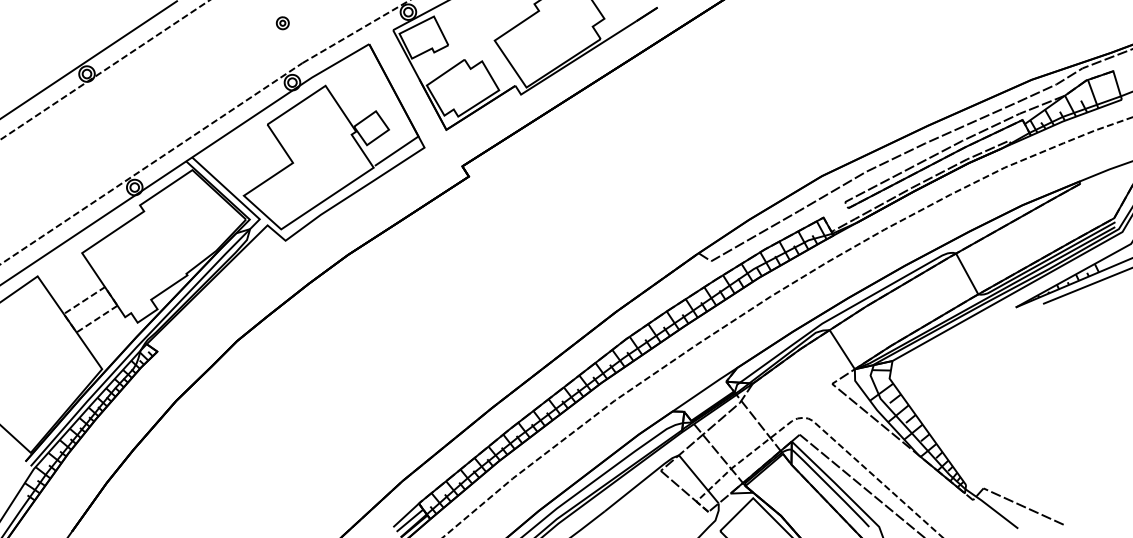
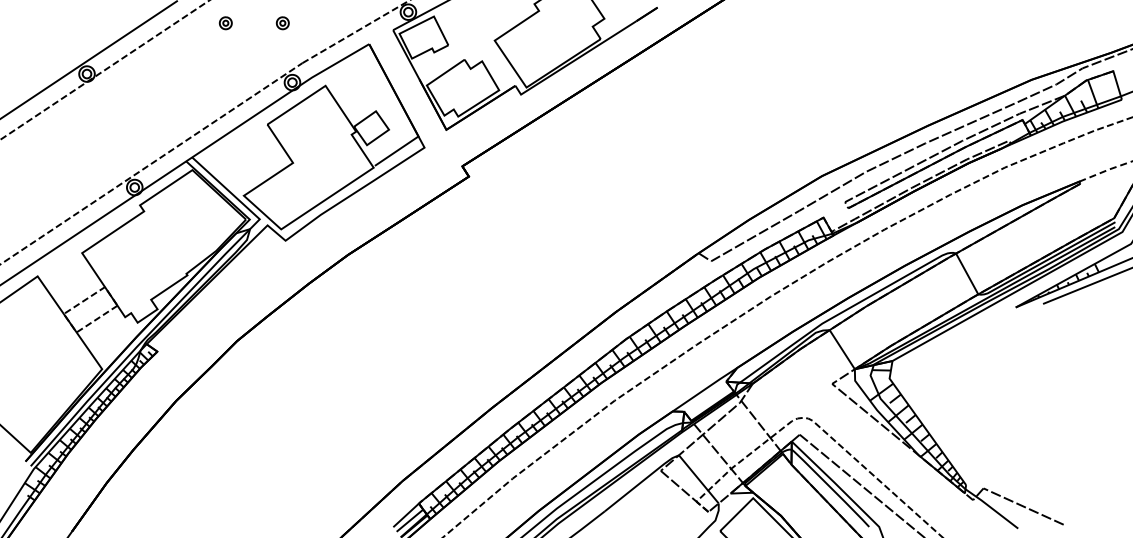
part: none -> present (225, 23)
line: solid -> dashed (1106, 170)
